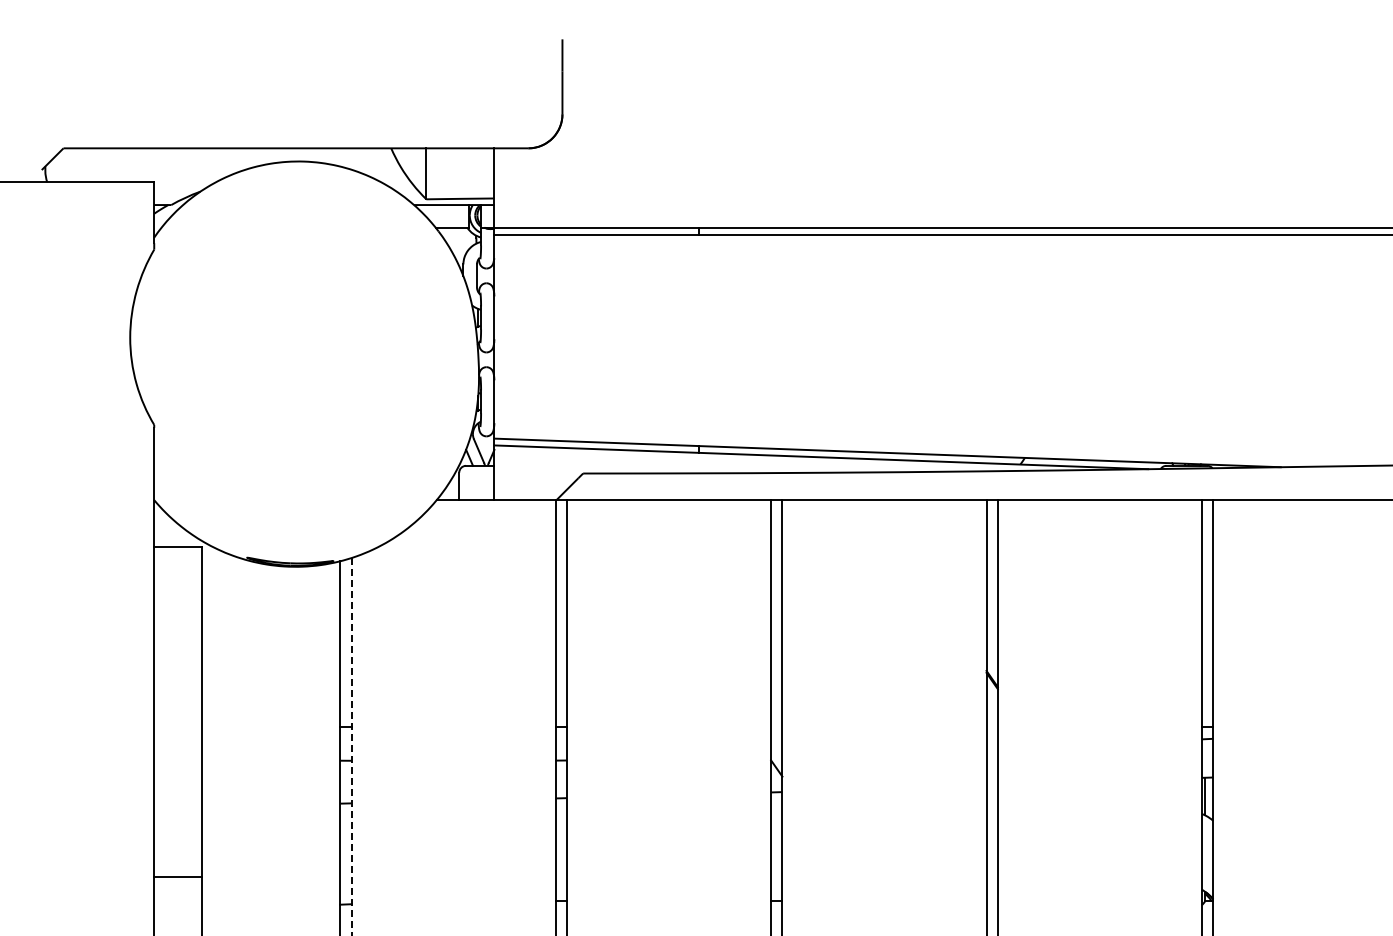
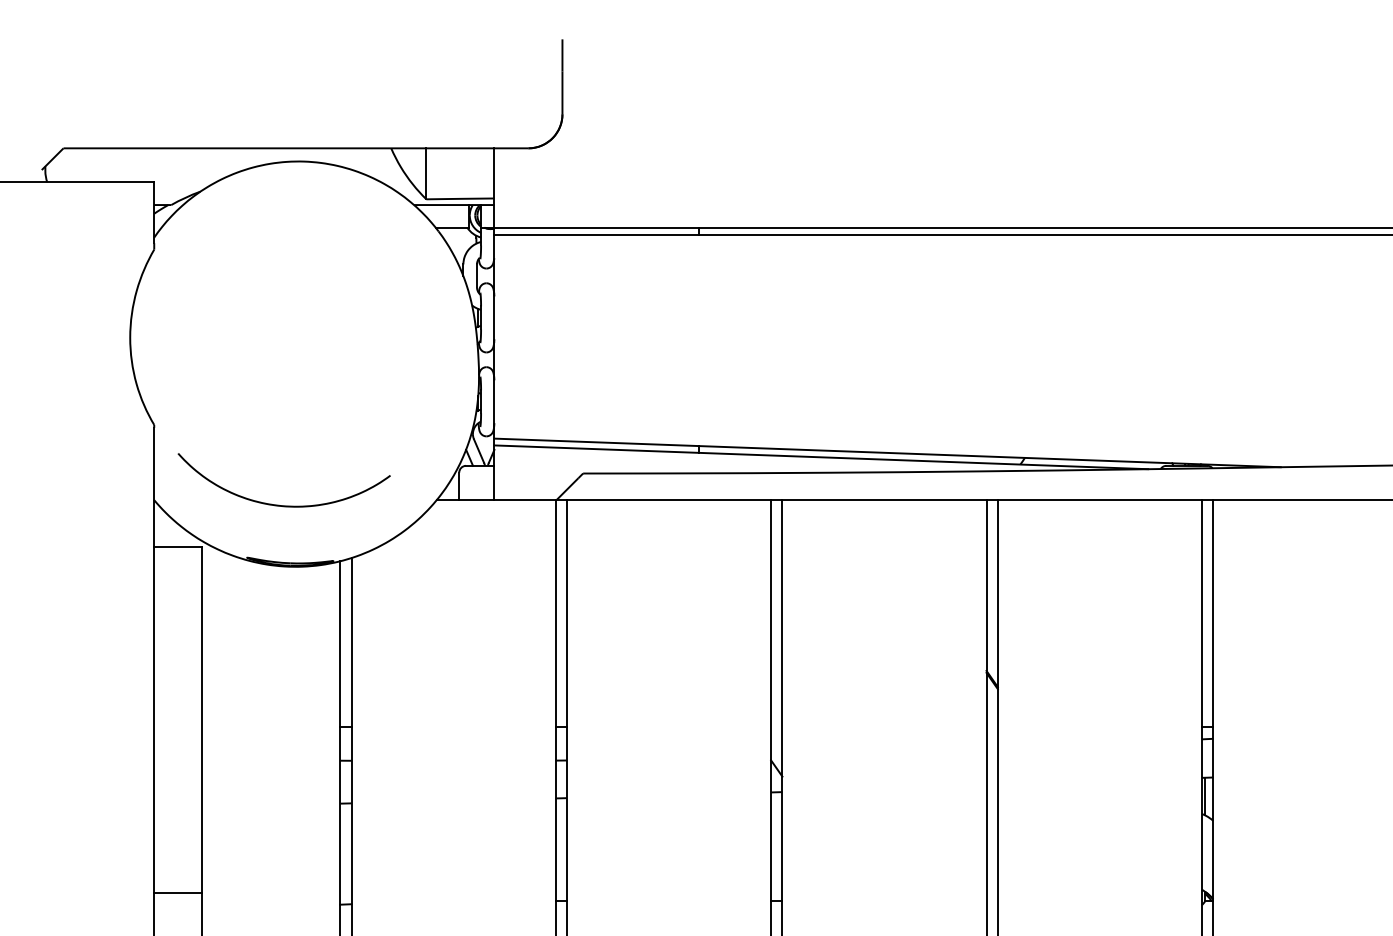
part: none -> present (279, 504)
line: dashed -> solid (351, 746)
line position: (177, 877) -> (177, 893) (177, 893)
